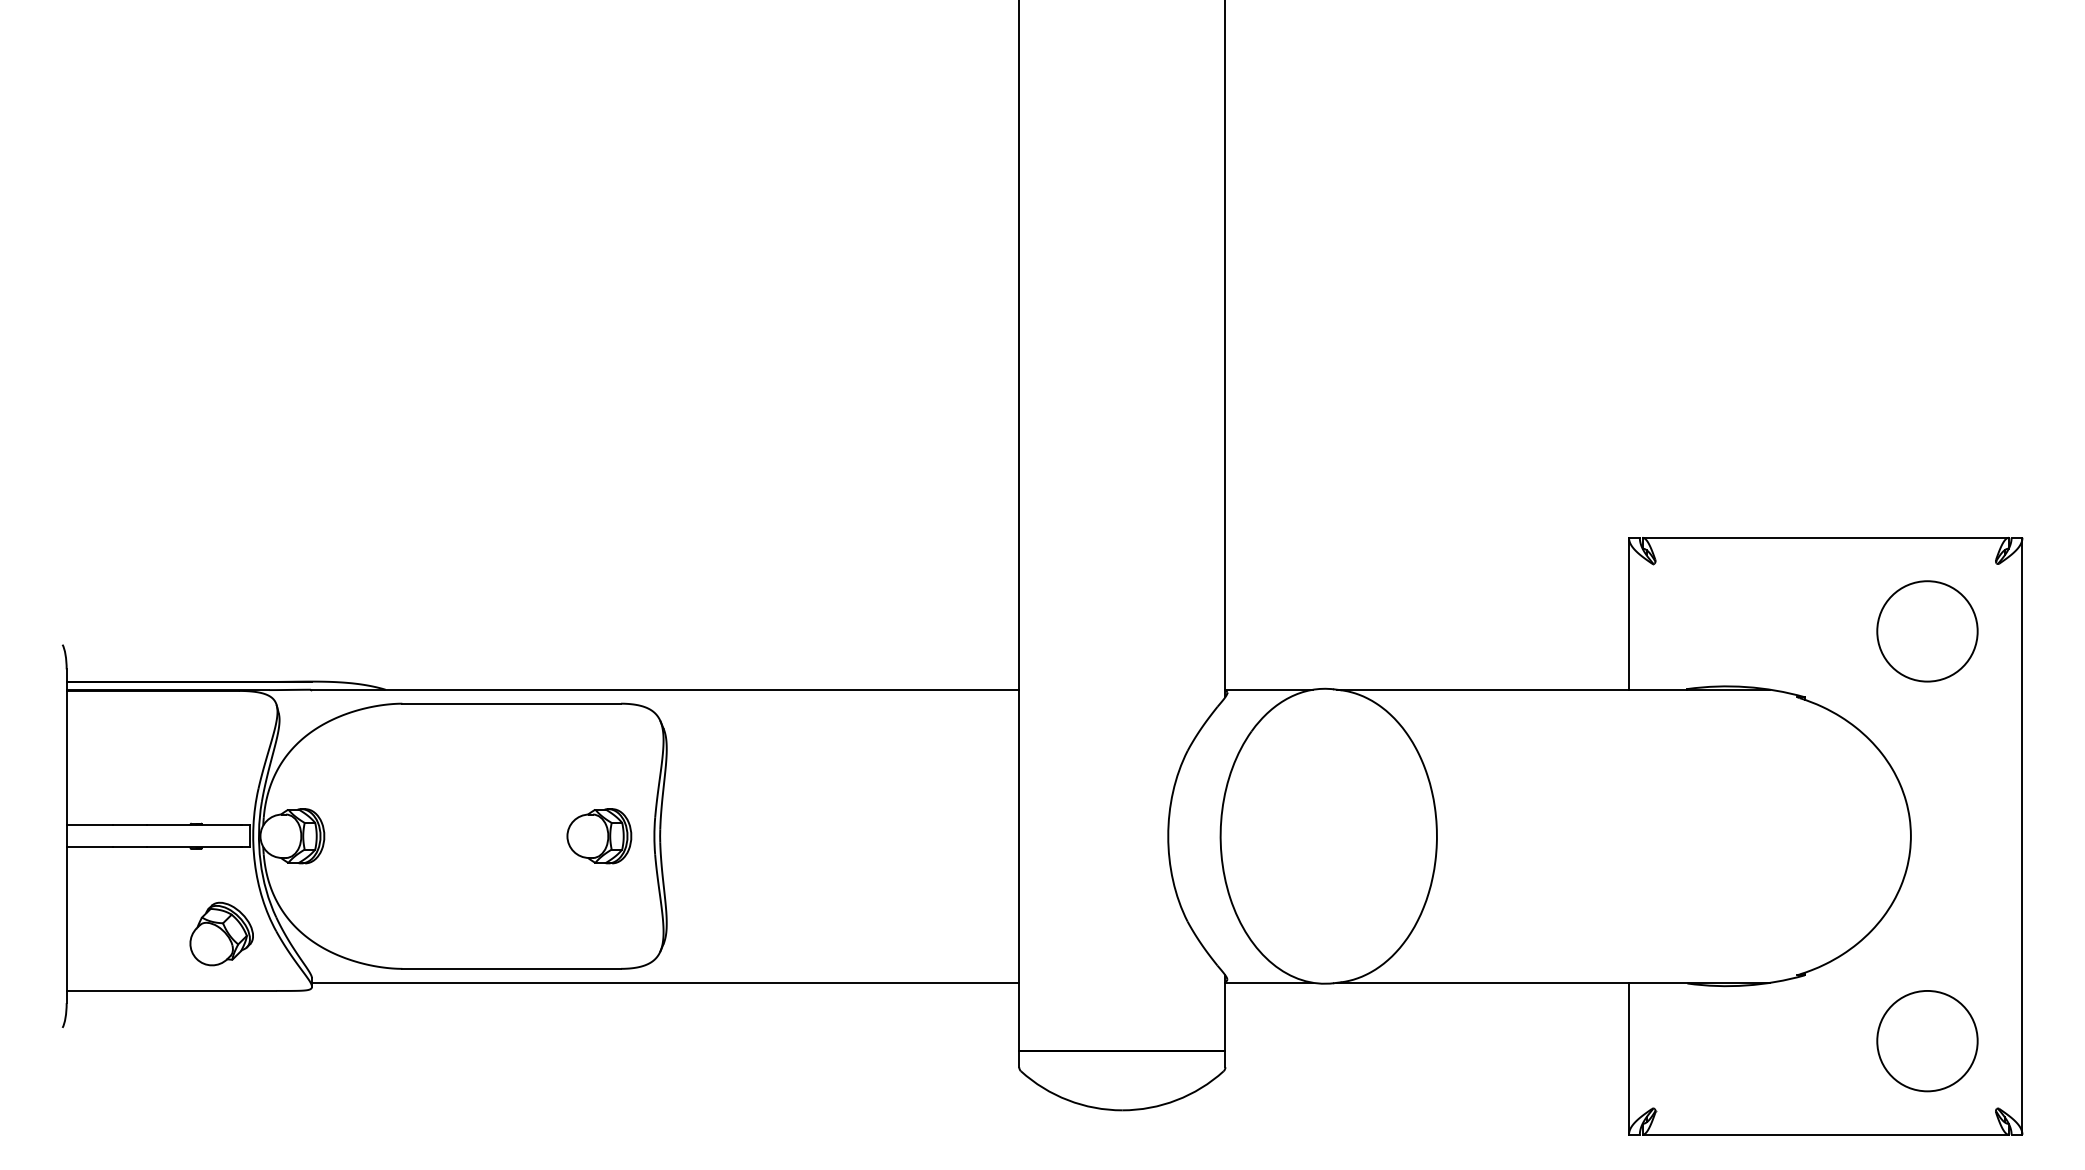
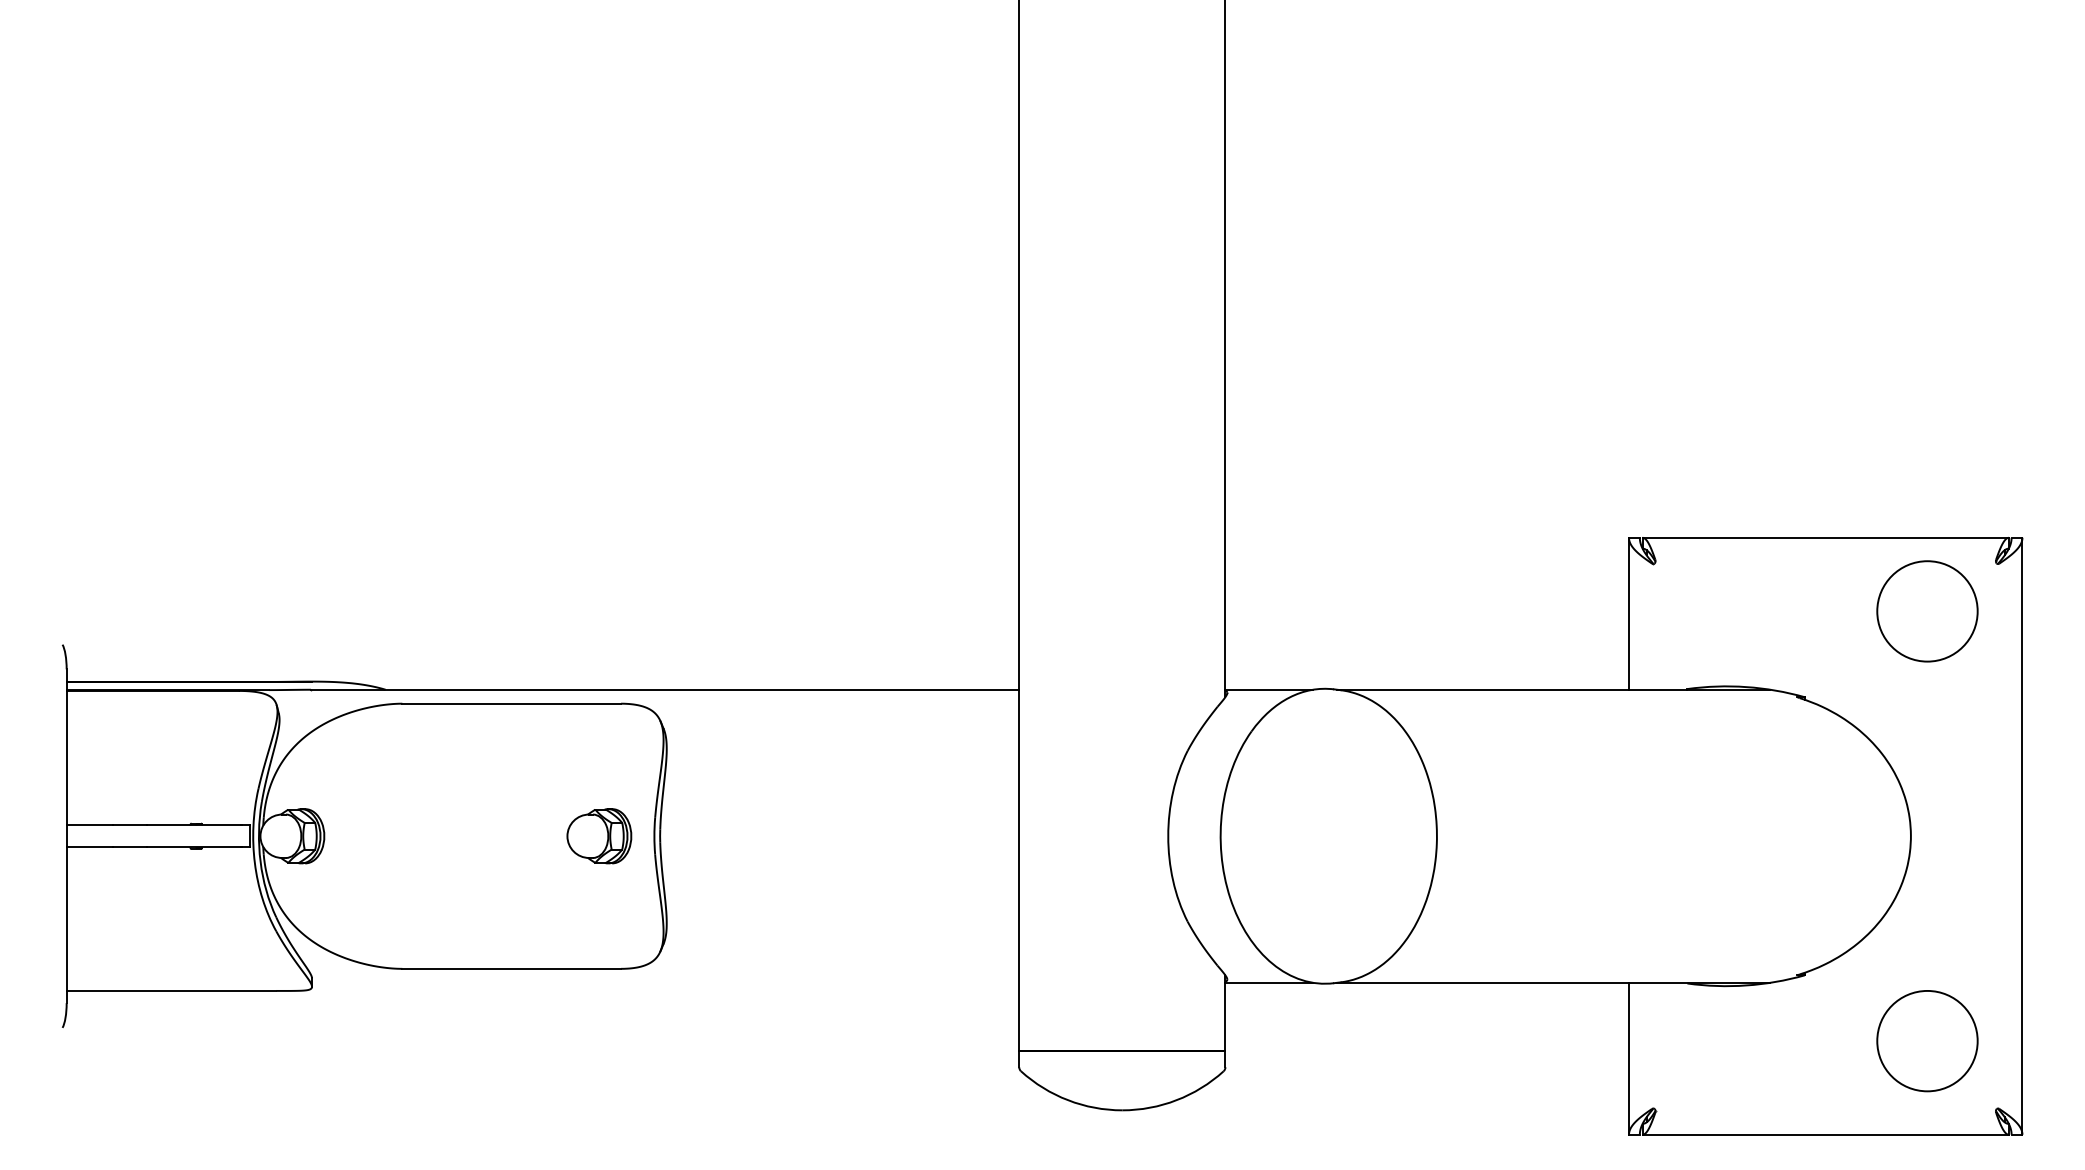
circle position: (1927, 631) -> (1927, 611) (1927, 611)
part: present -> none (221, 933)
line: present -> none (665, 982)
